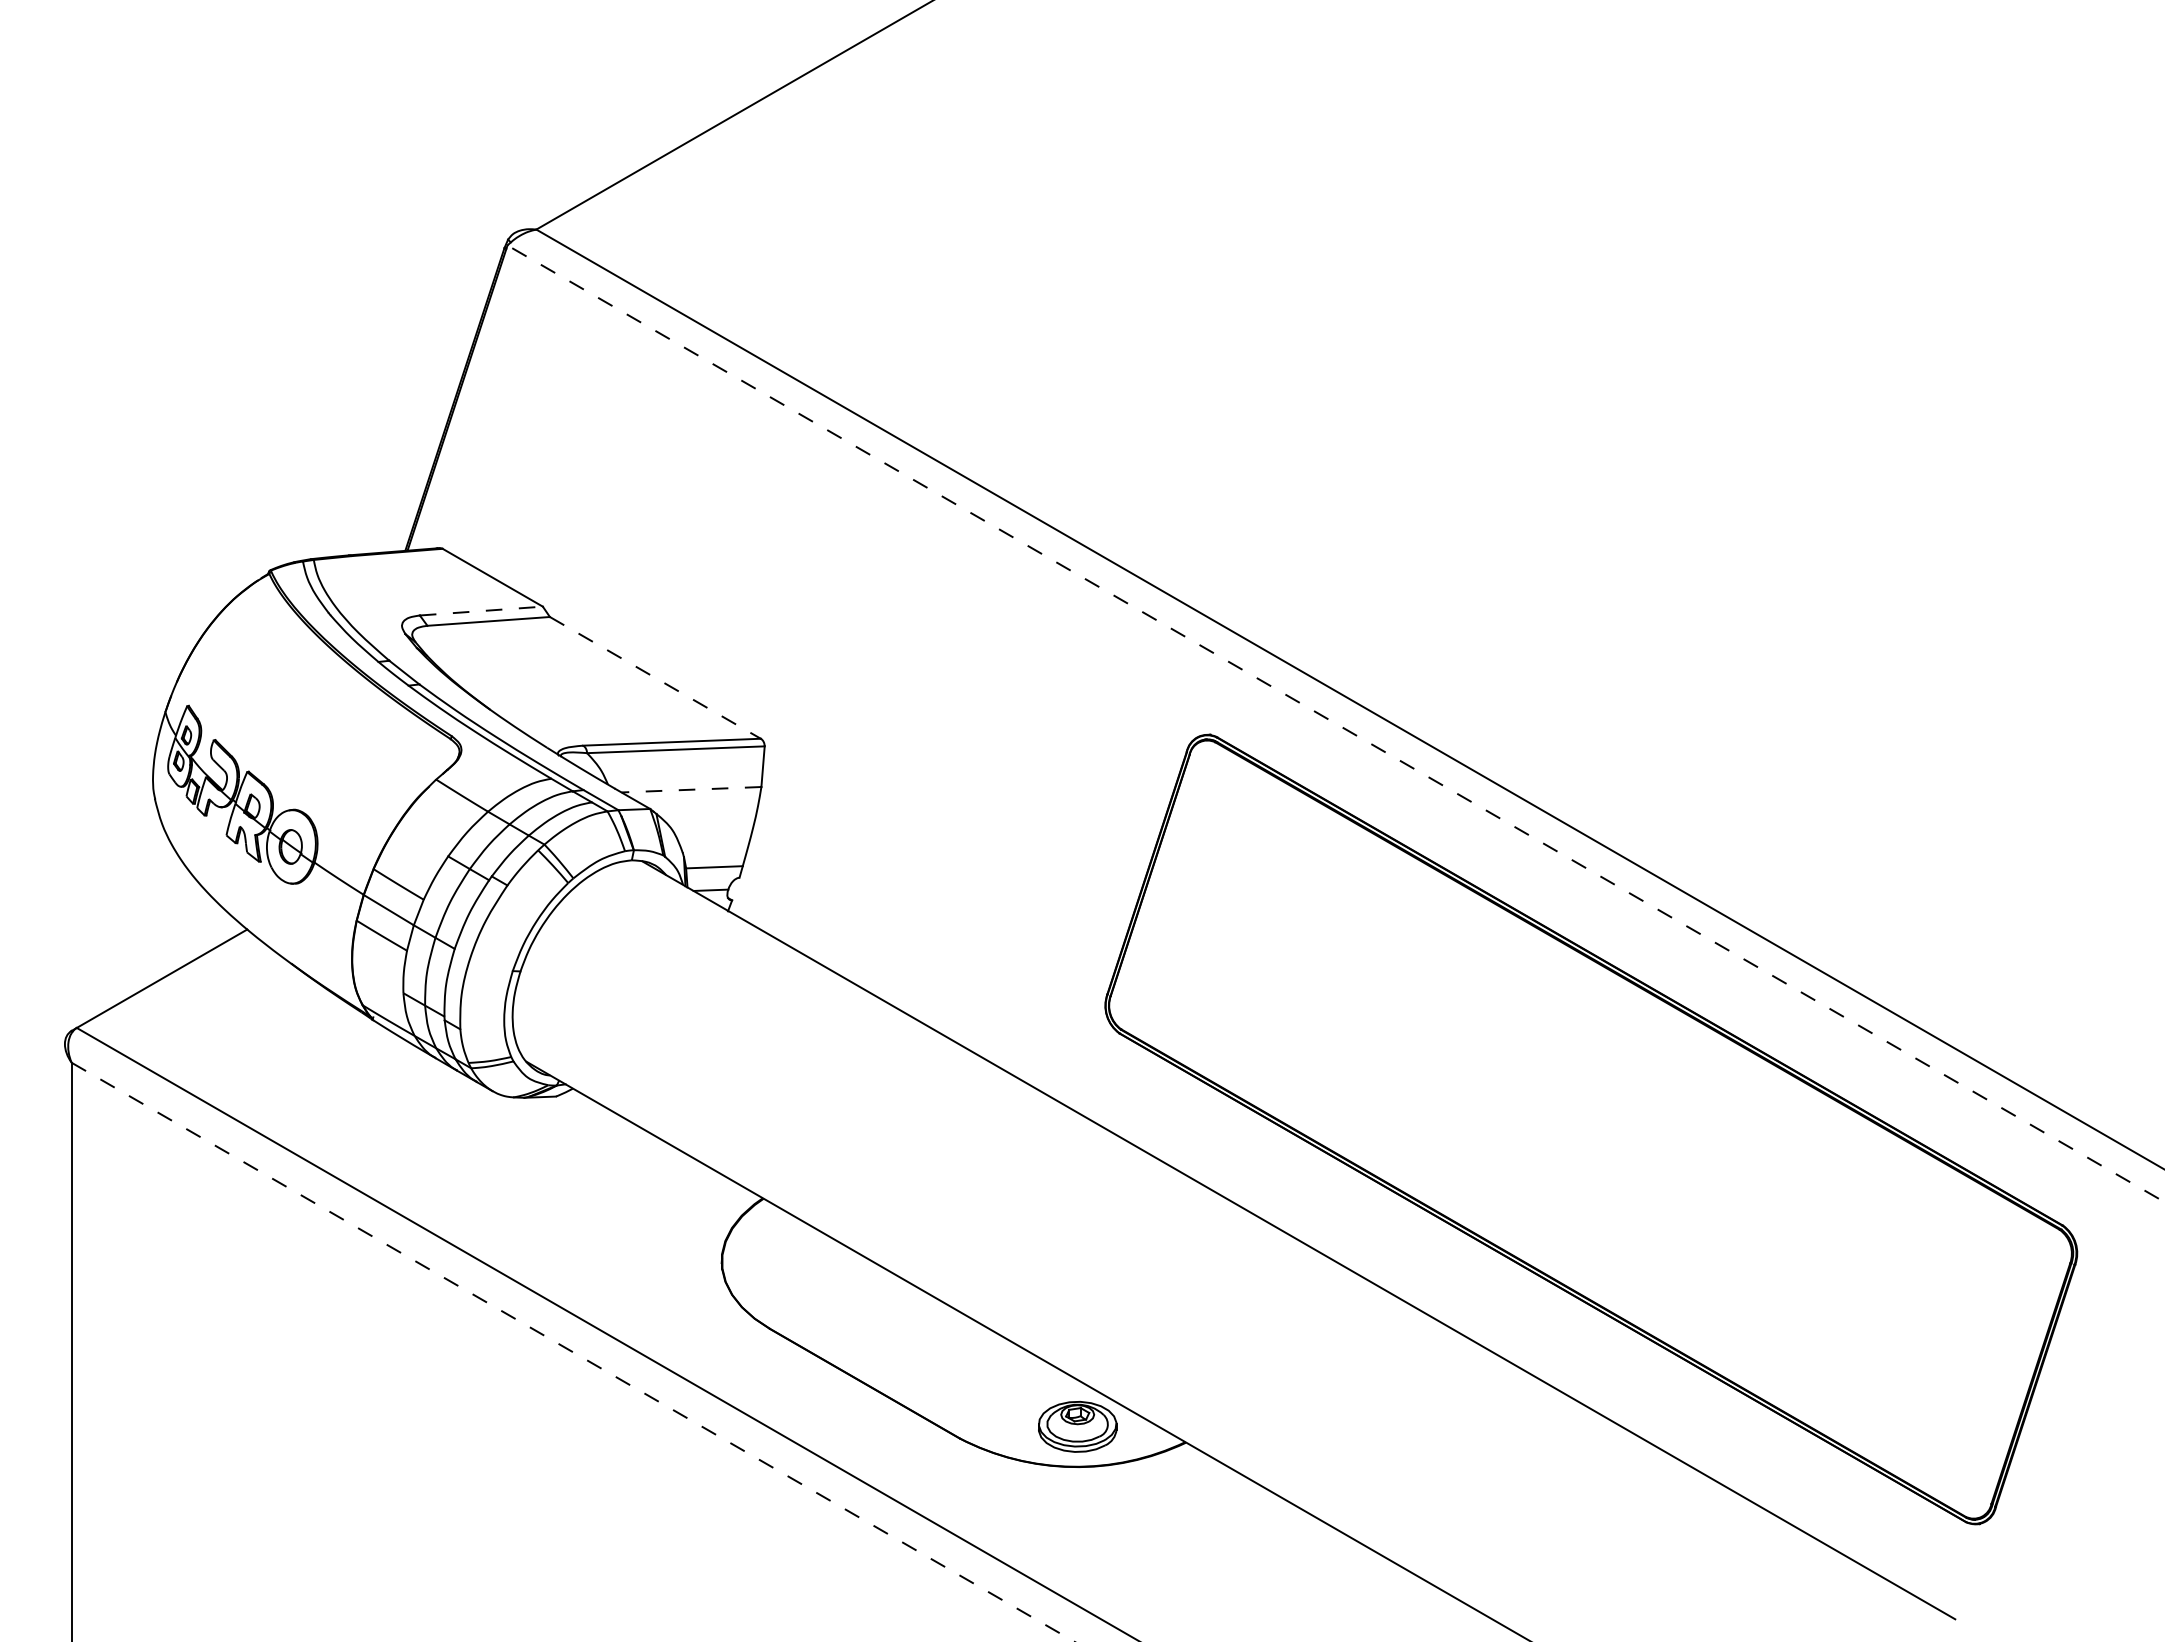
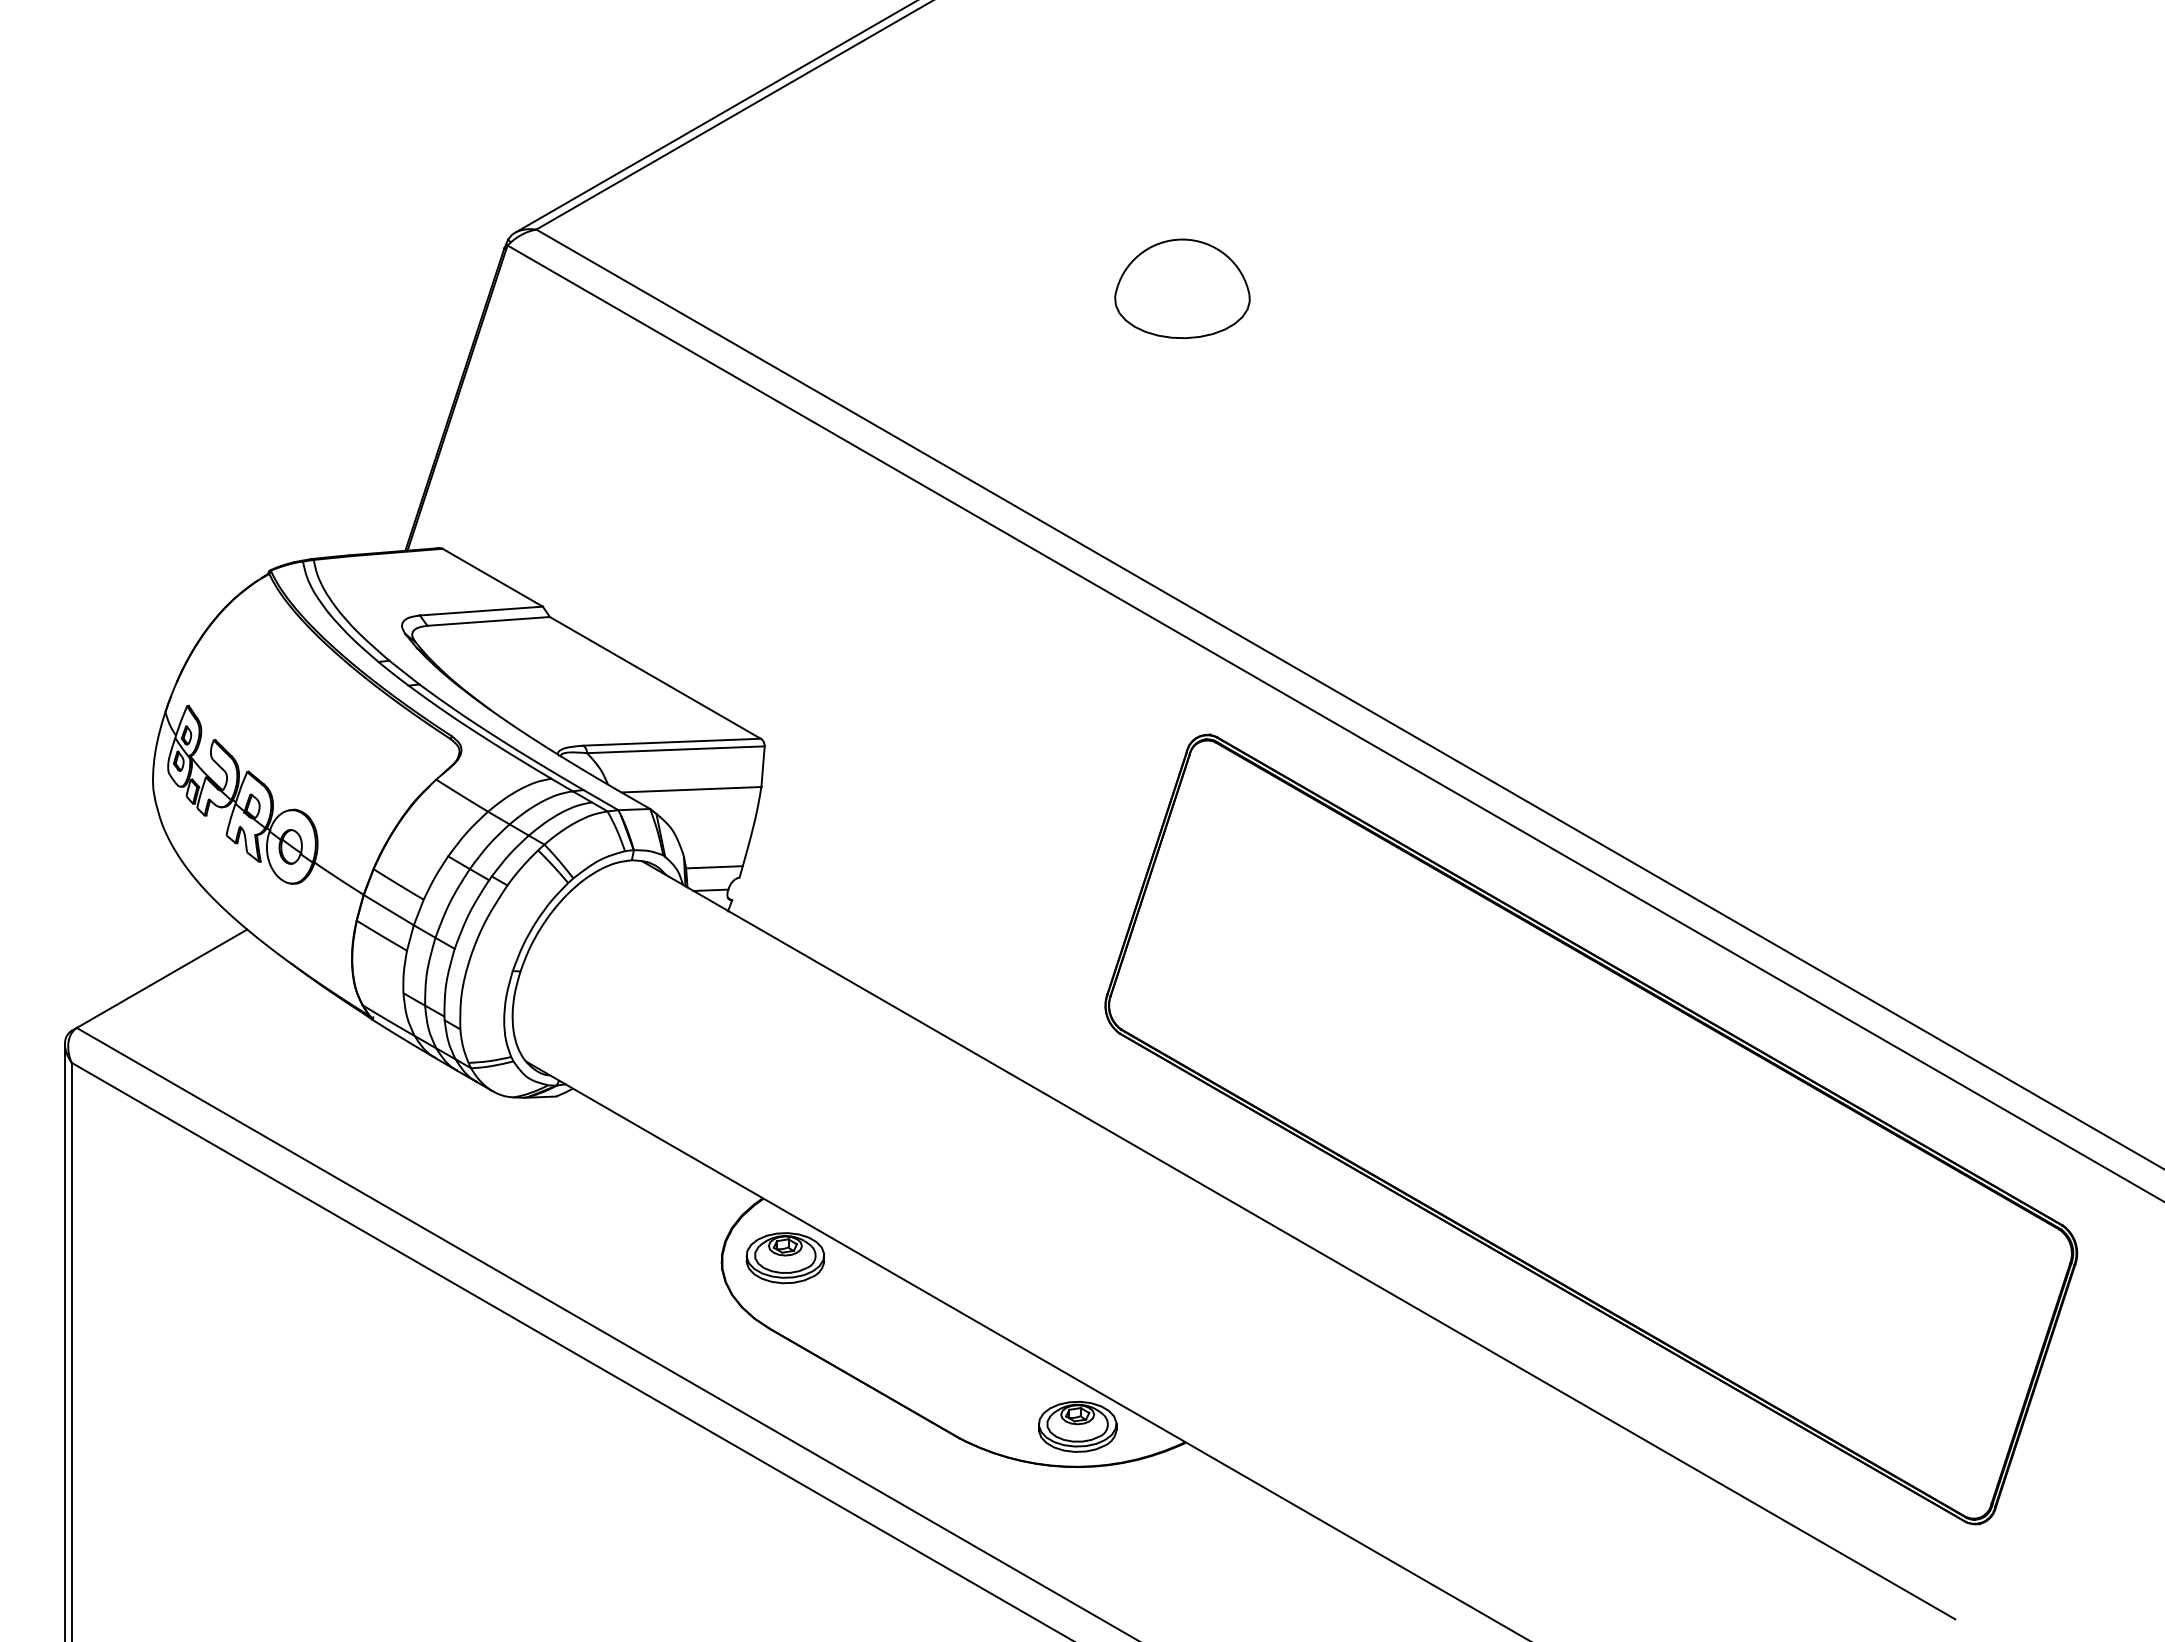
line: none -> present (714, 117)
part: none -> present (1182, 288)
line: dashed -> solid (481, 611)
line: dashed -> solid (655, 677)
line: dashed -> solid (1336, 723)
line: dashed -> solid (691, 789)
part: none -> present (785, 1258)
line: none -> present (64, 1341)
line: dashed -> solid (572, 1352)
